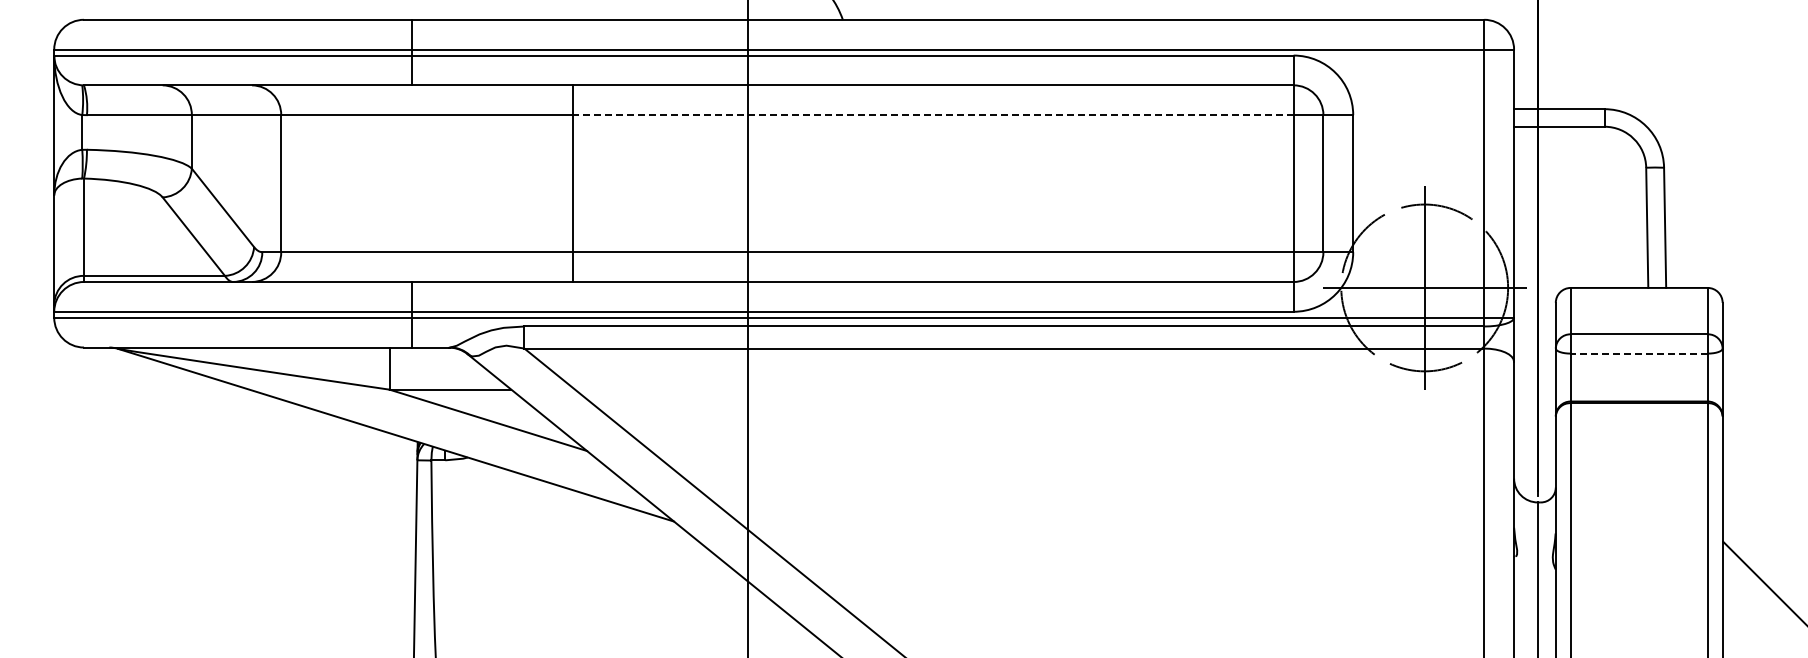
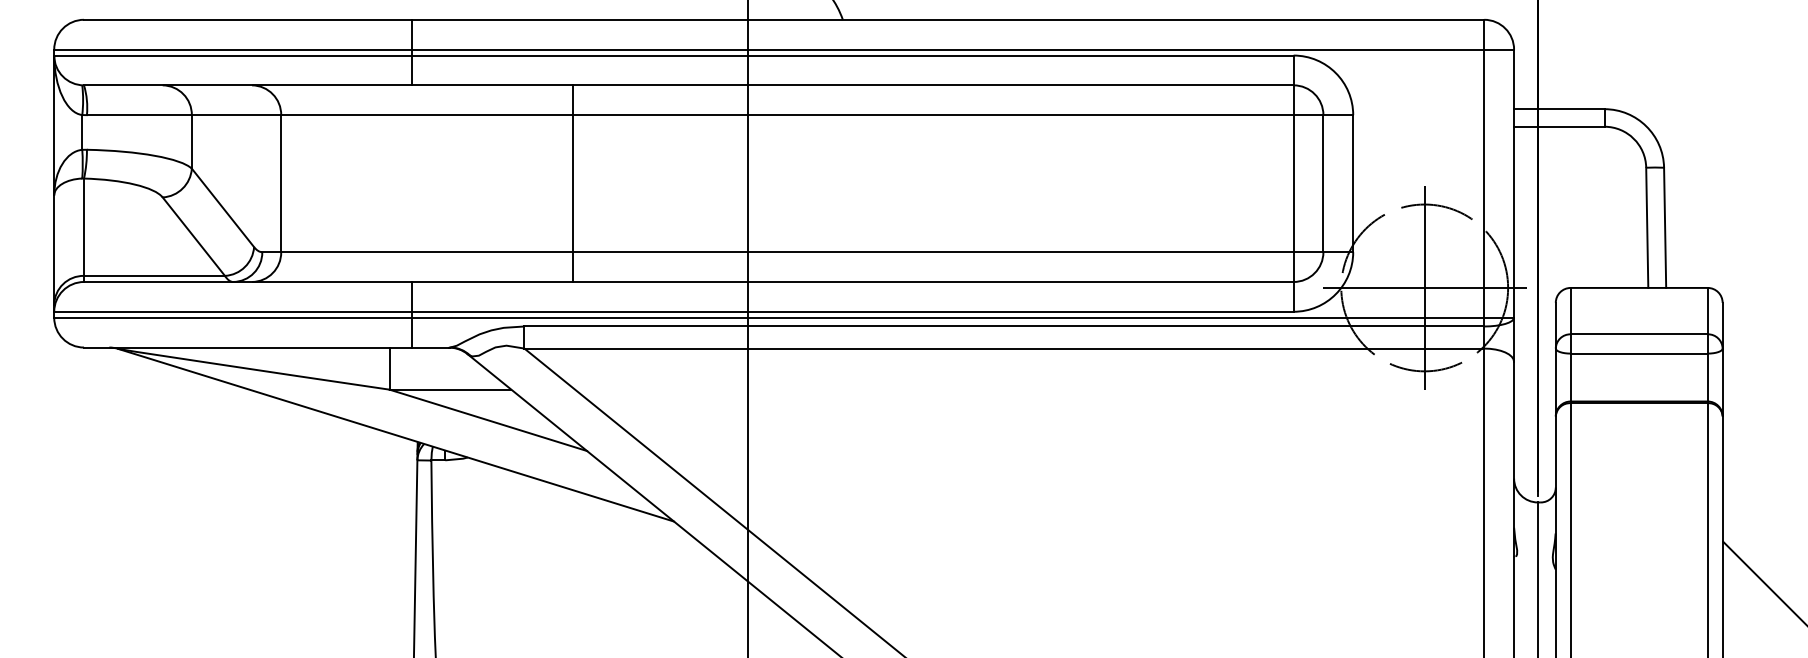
line: dashed -> solid (932, 115)
line: dashed -> solid (1639, 353)
